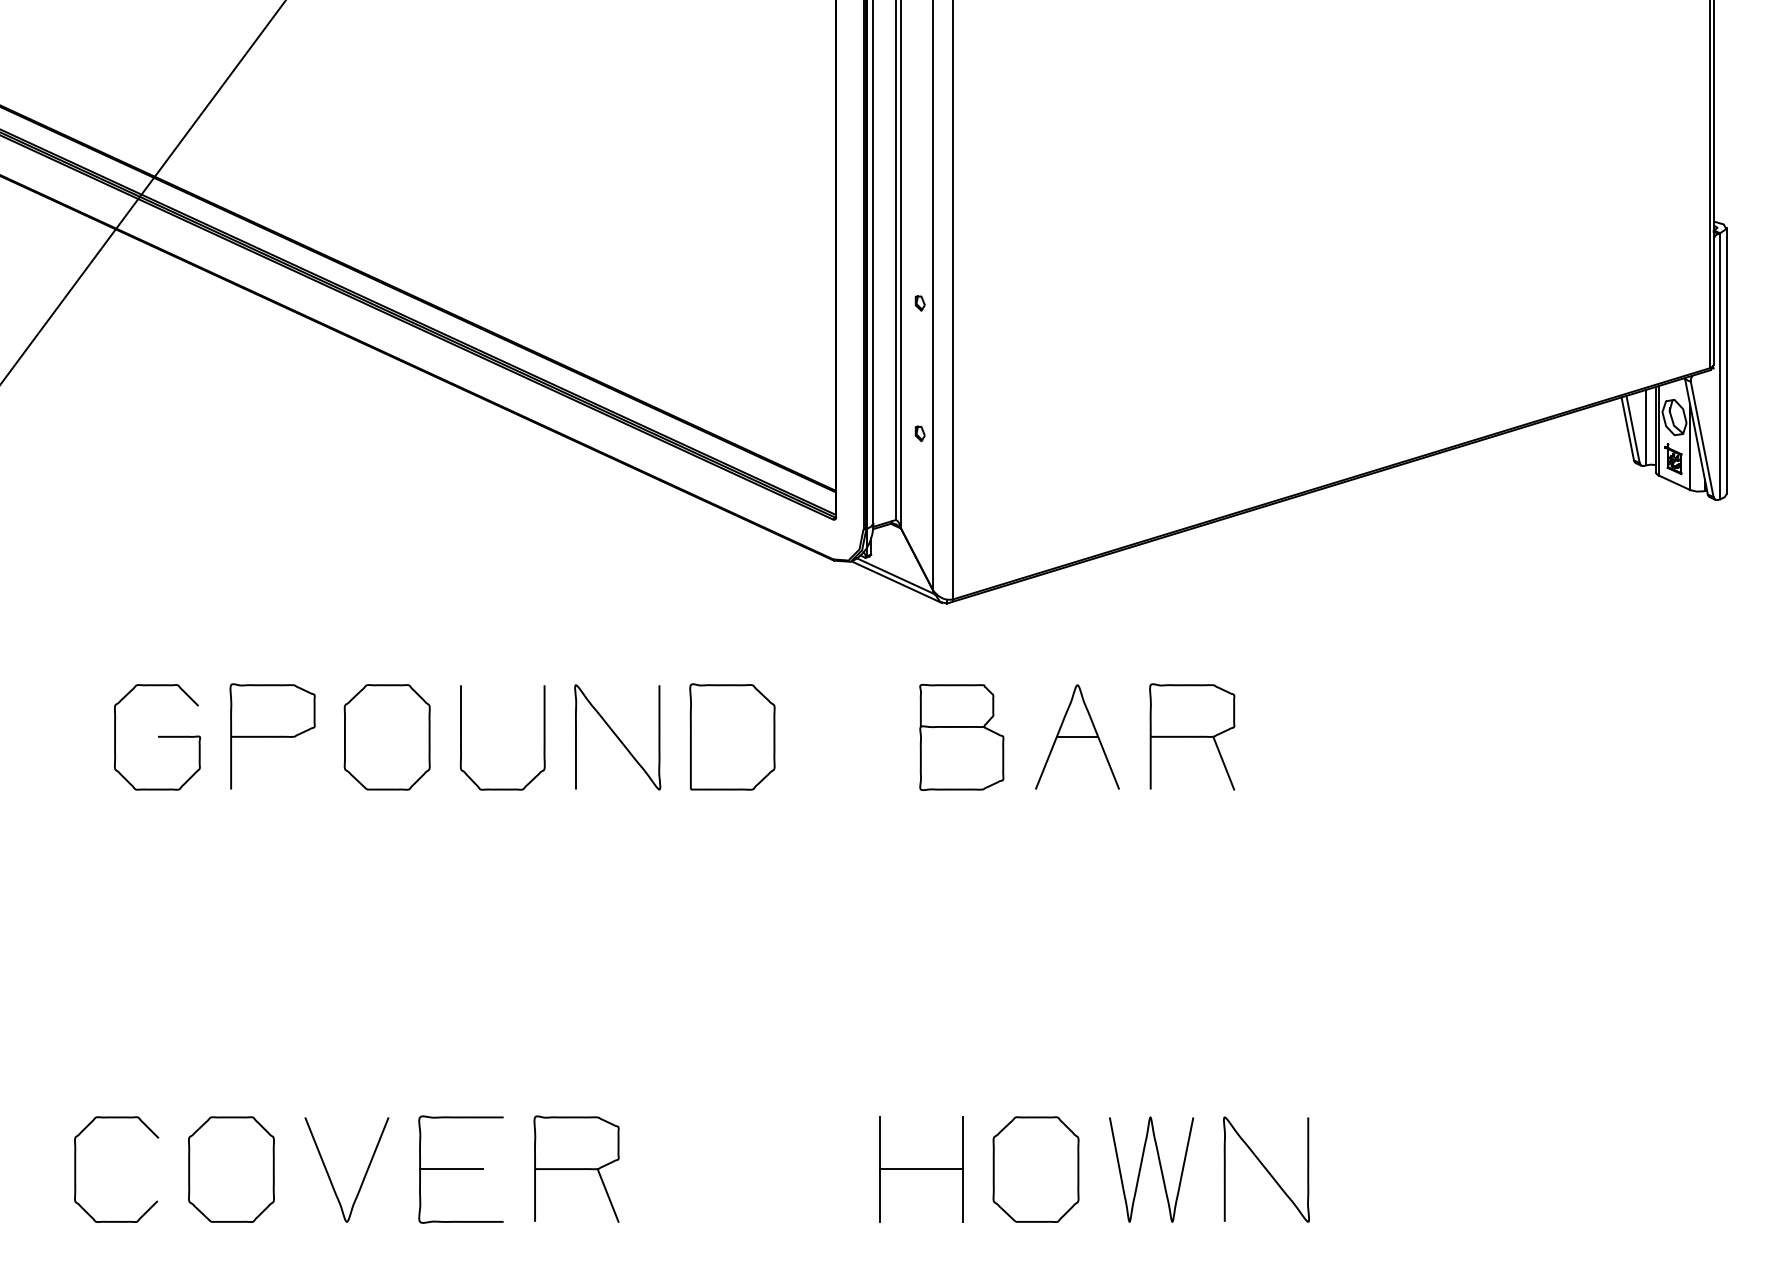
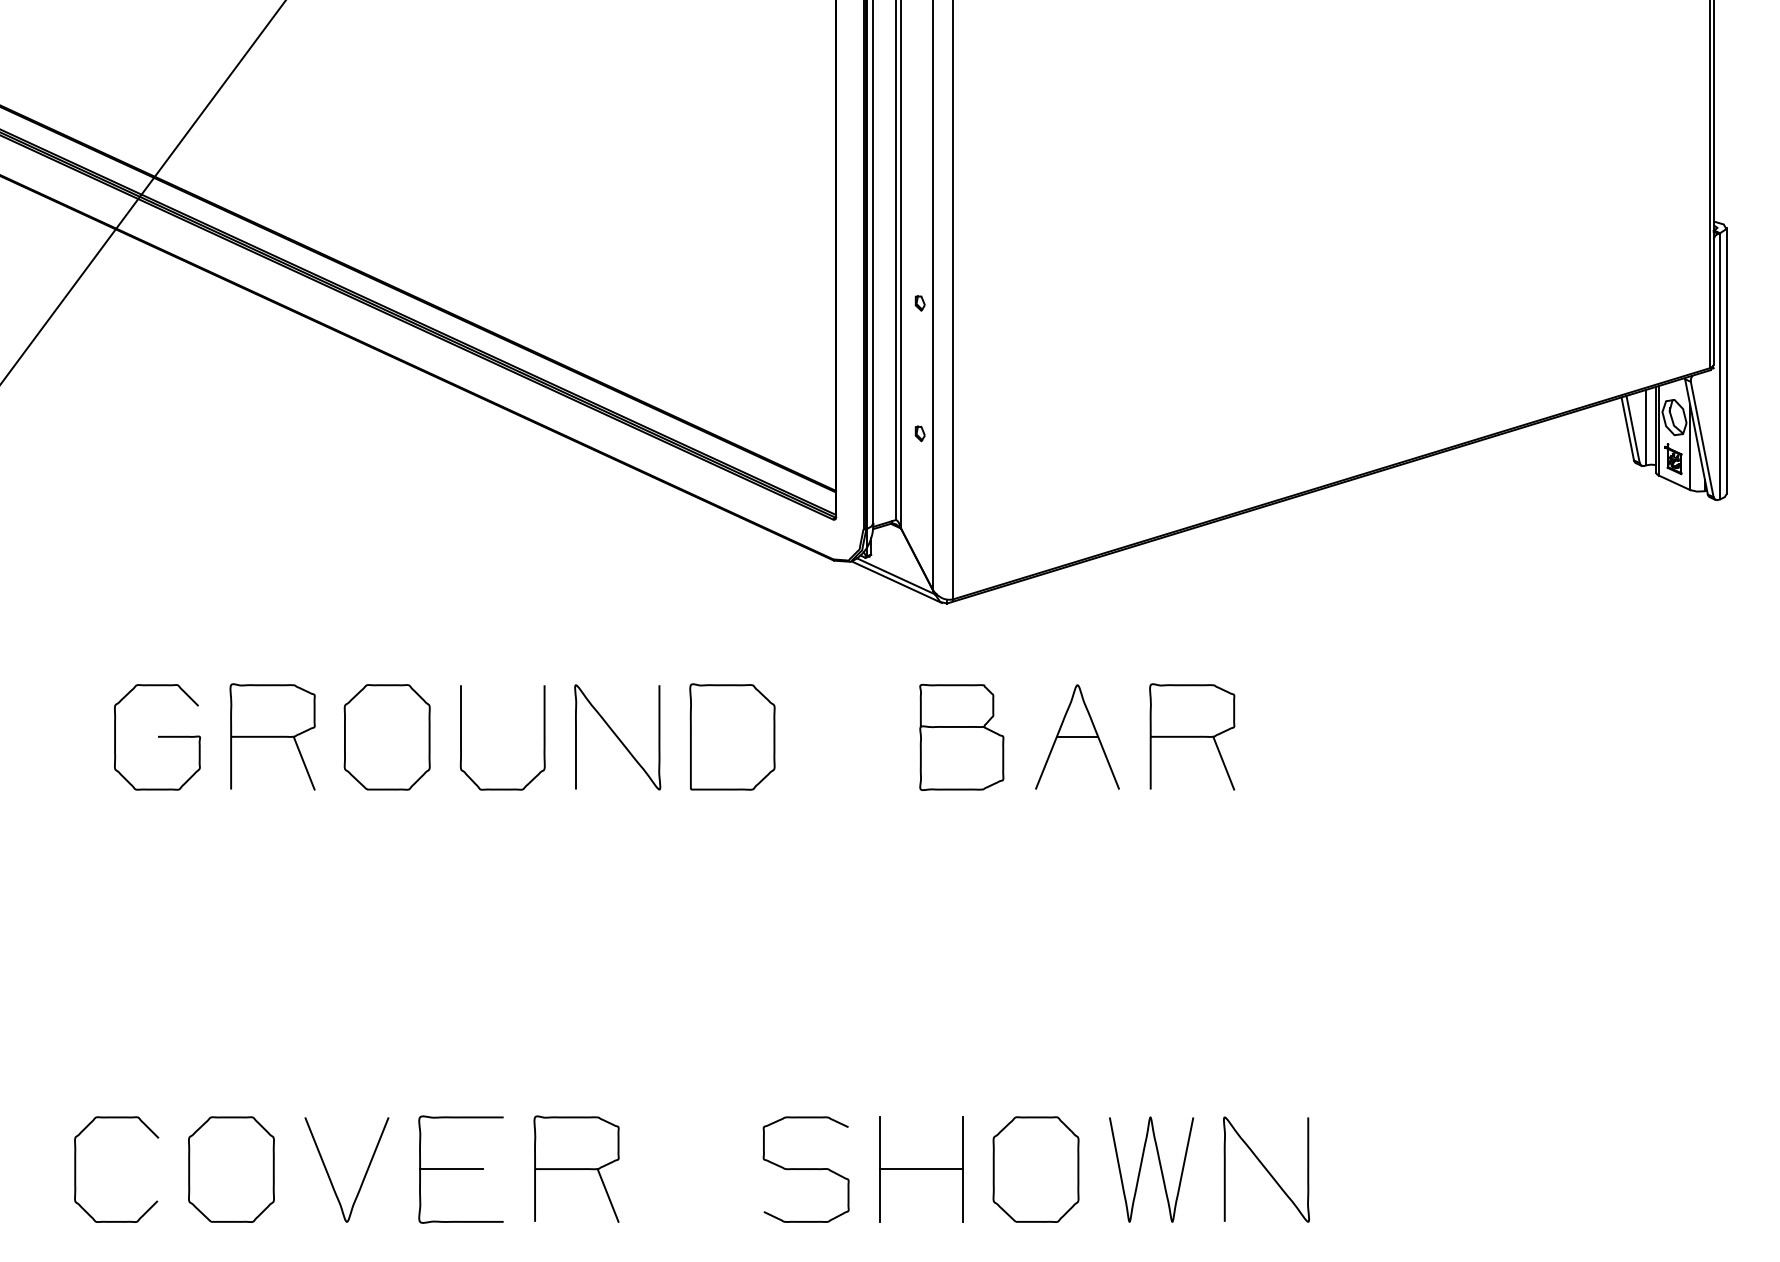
line: none -> present (303, 762)
curve: none -> present (805, 1169)
